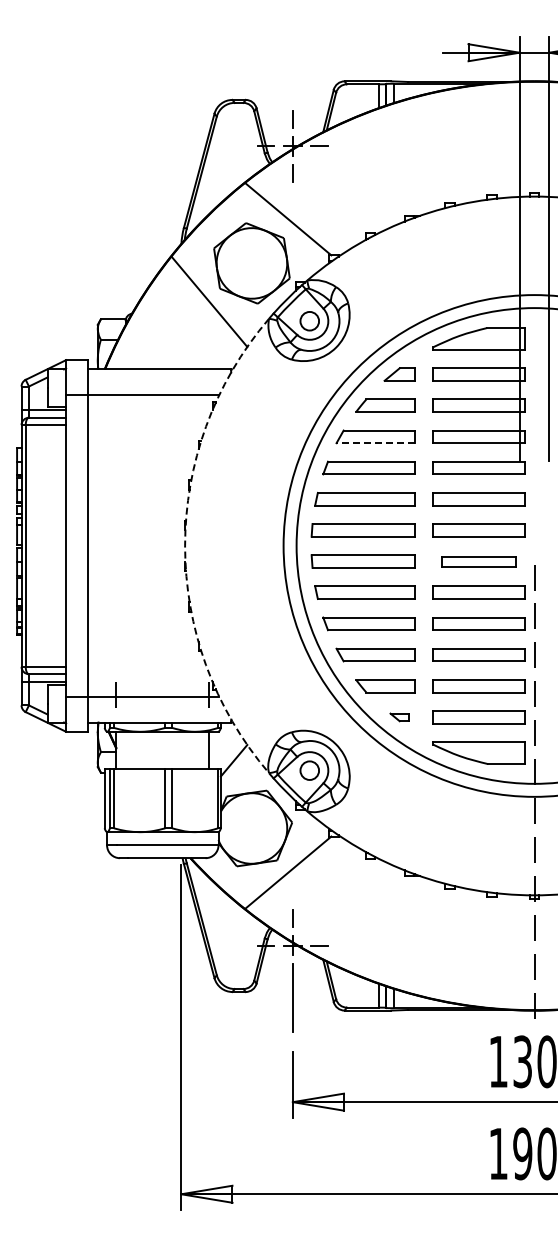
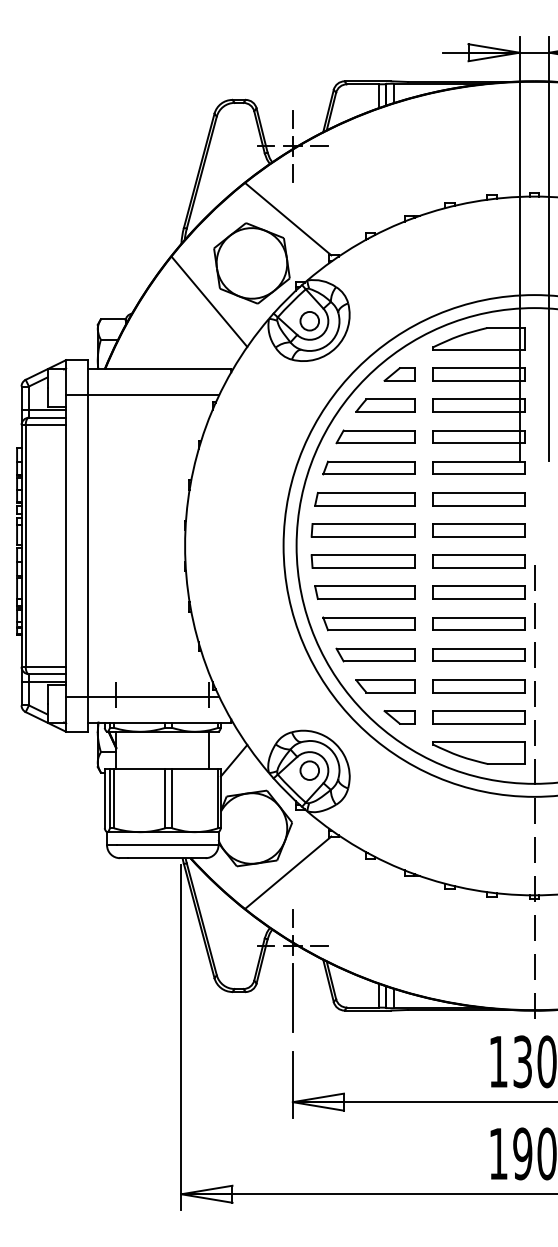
line: dashed -> solid (375, 443)
arc: dashed -> solid (185, 545)
part size: 76x12 px -> 94x15 px (478, 561)
part size: 21x11 px -> 33x15 px (399, 717)
